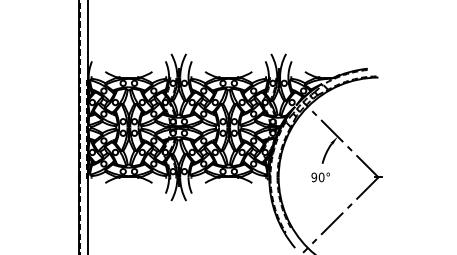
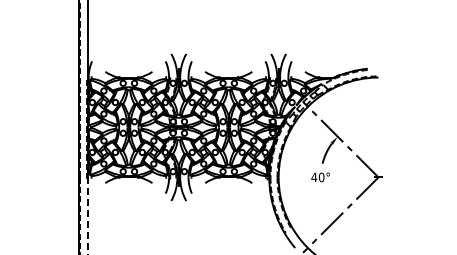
text: 90° -> 40° (314, 177)
line: solid -> dashed (88, 216)
